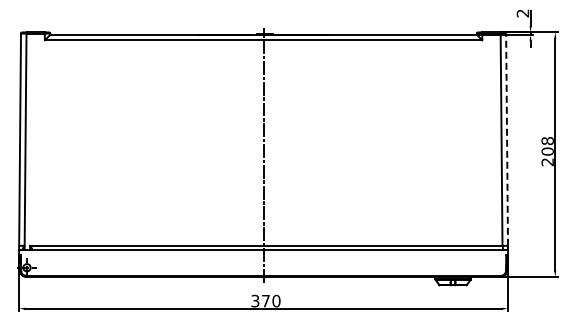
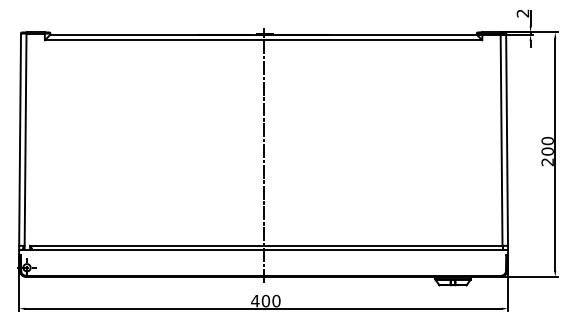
line: dashed -> solid (507, 139)
text: 208 -> 200 (547, 140)
text: 370 -> 400 (260, 300)
